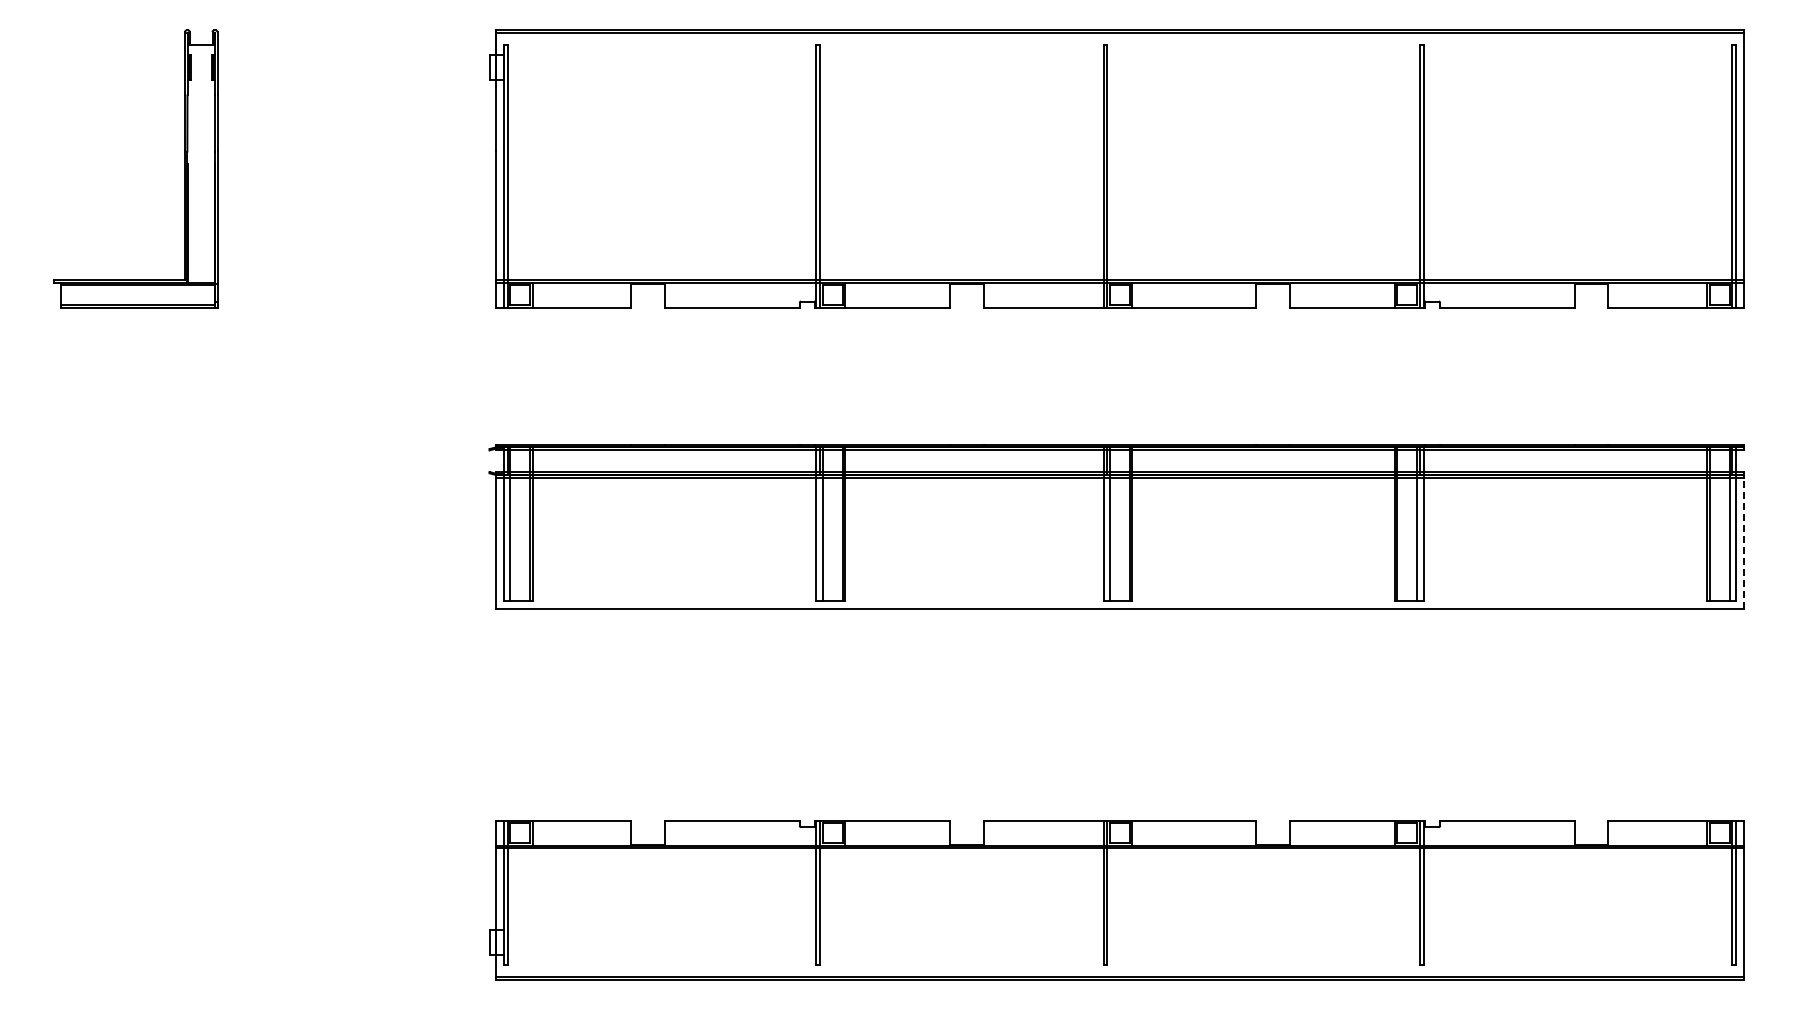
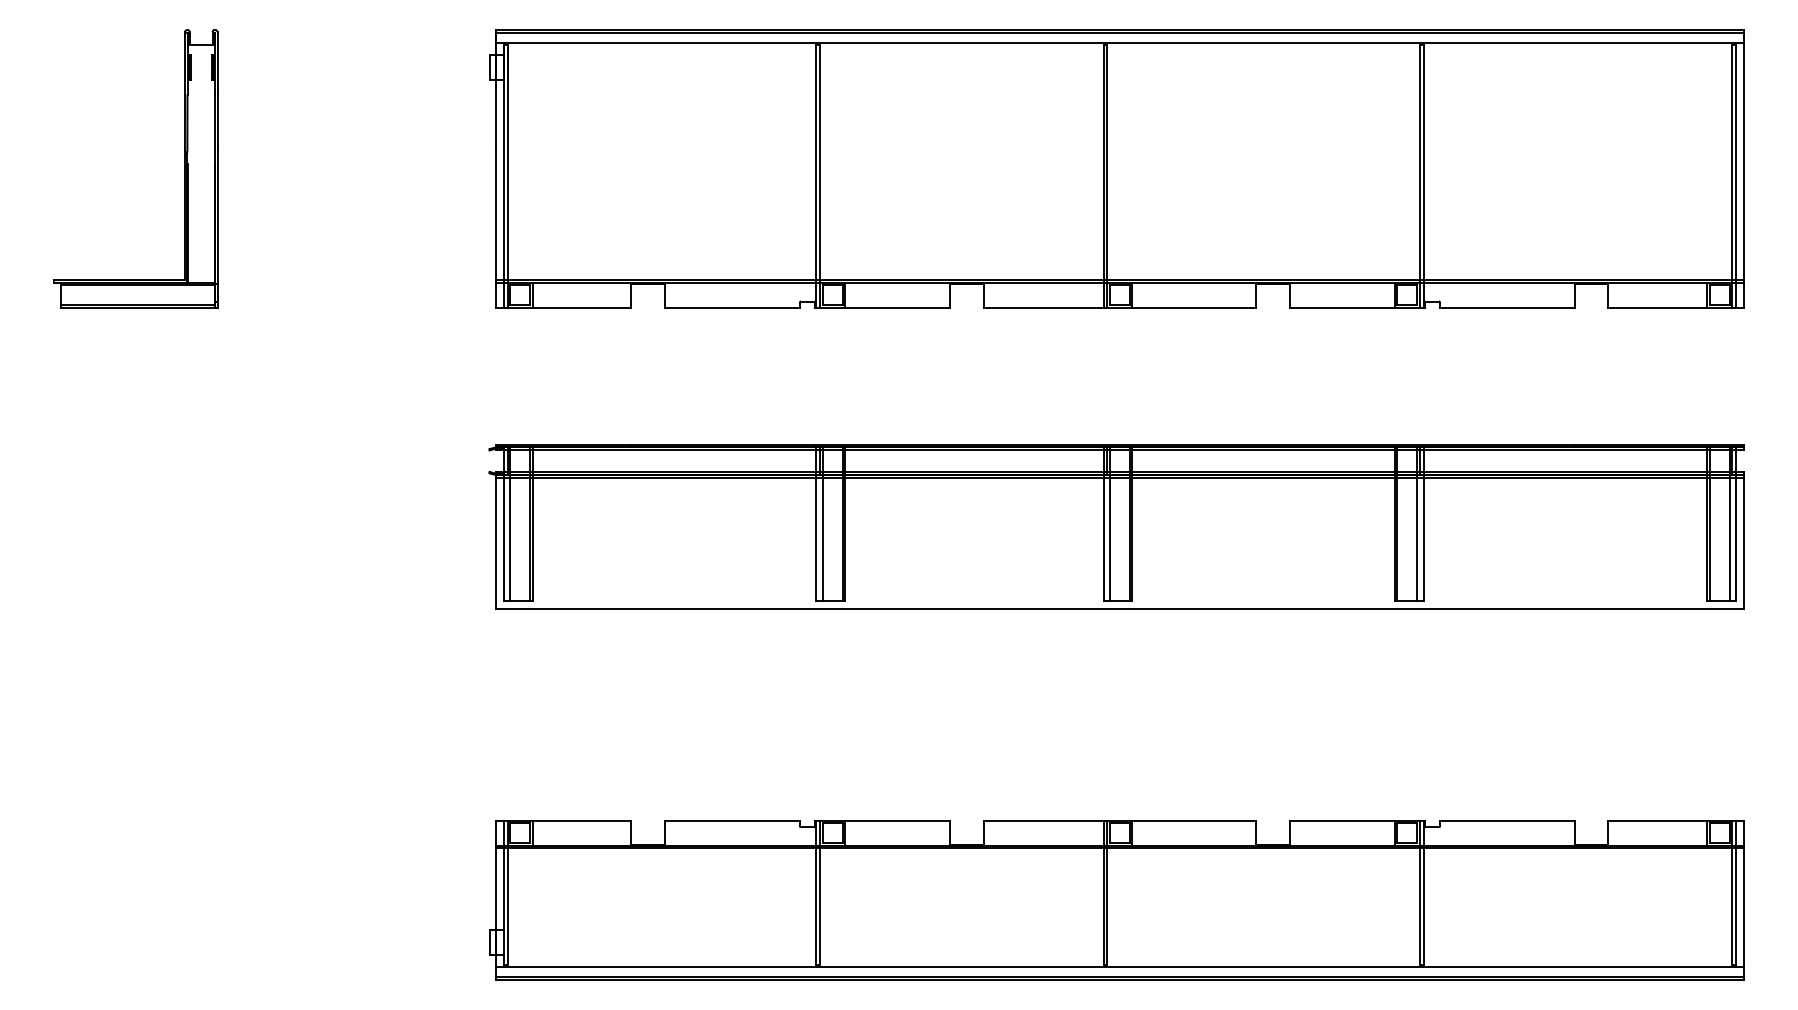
line: none -> present (1119, 42)
line: dashed -> solid (1744, 542)
line: none -> present (1119, 967)
